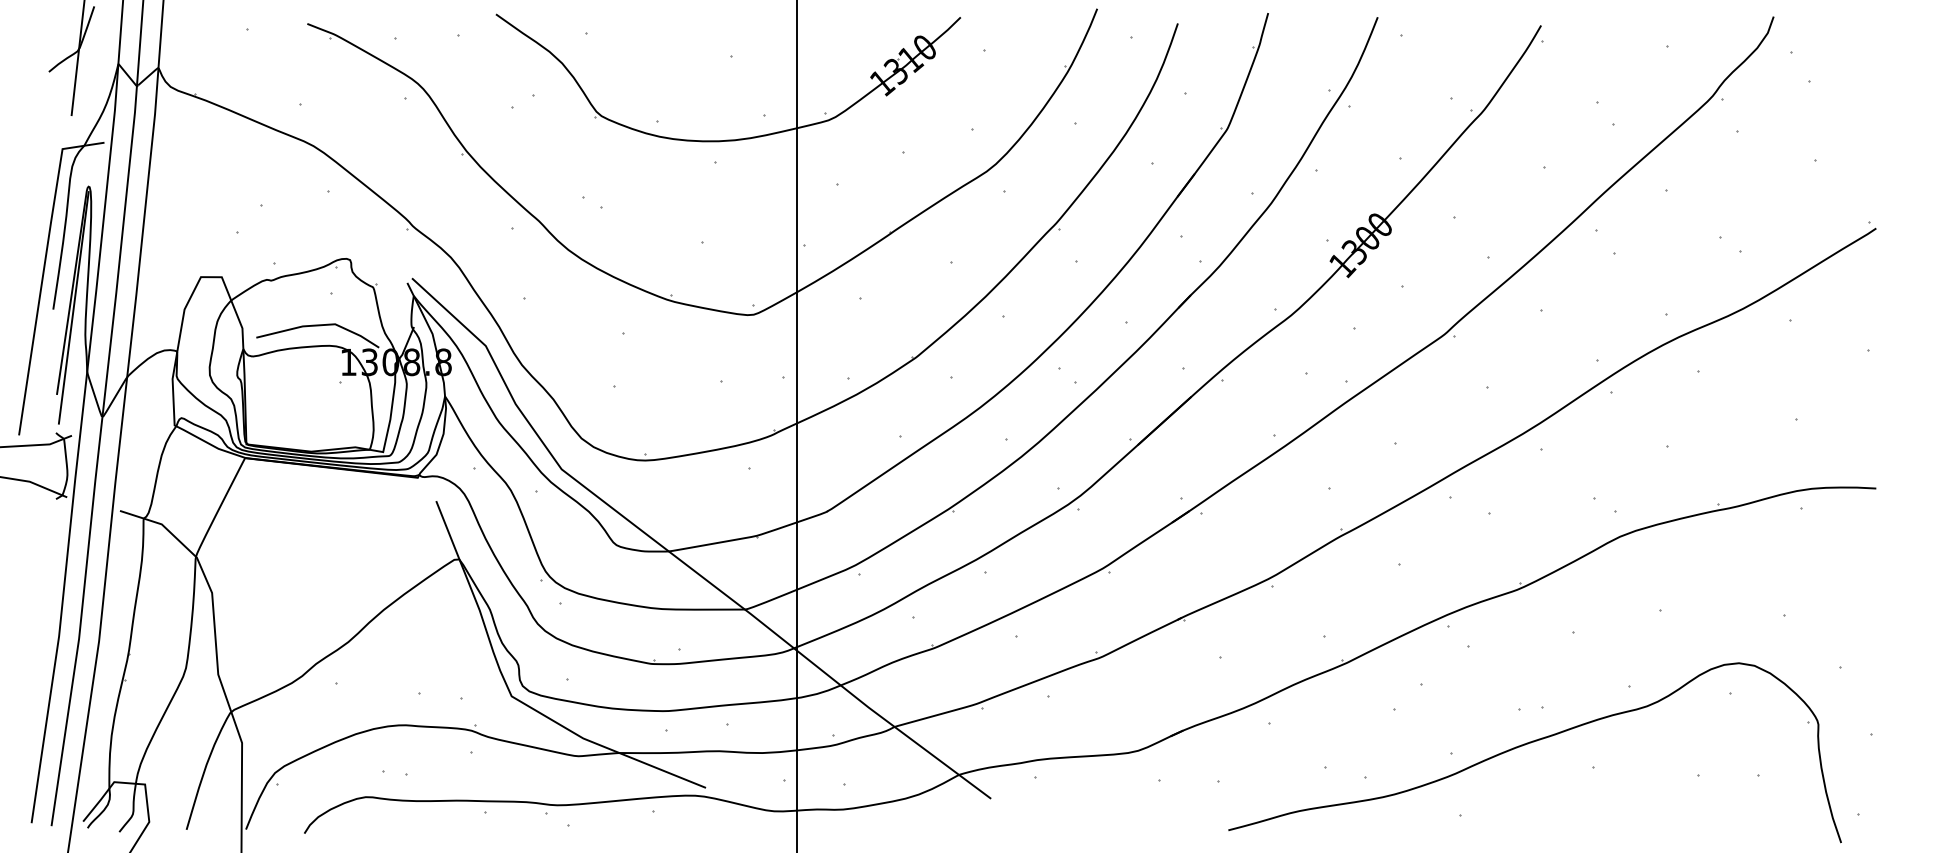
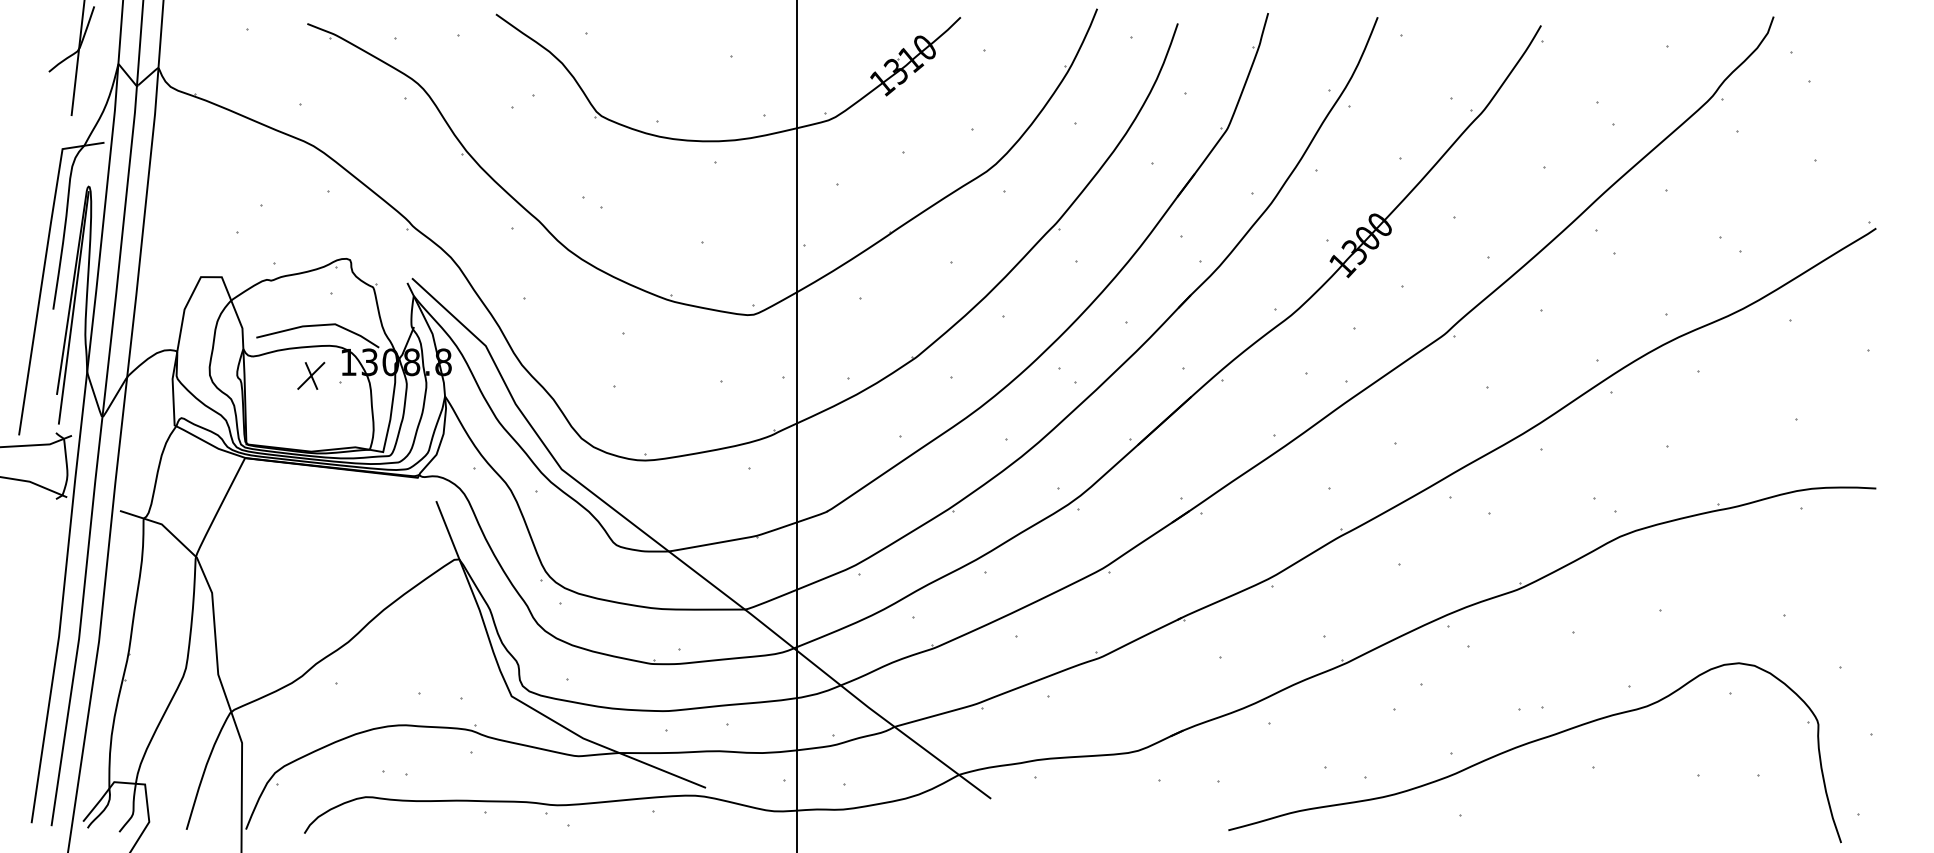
part: none -> present (311, 375)
